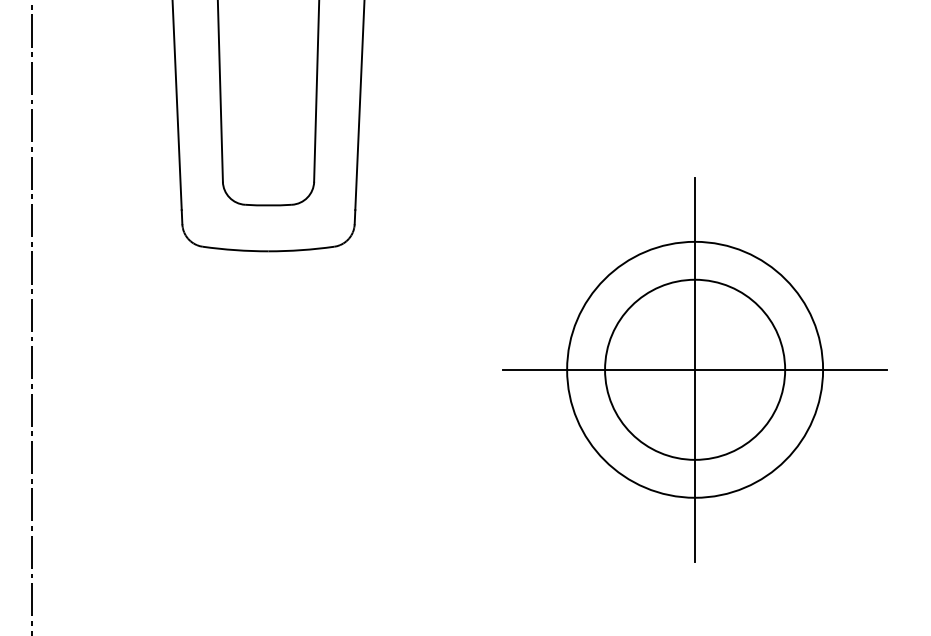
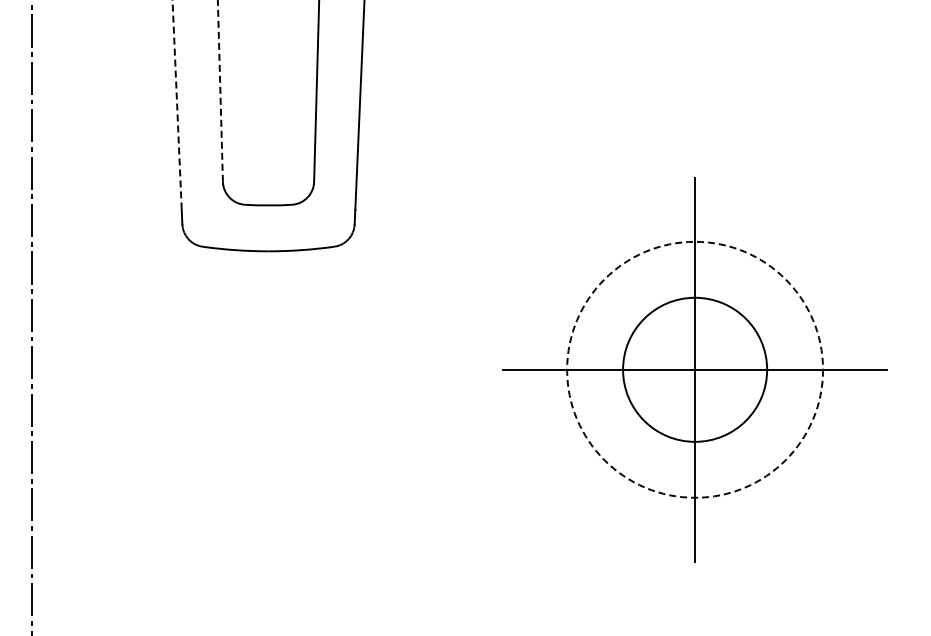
line: solid -> dashed (220, 90)
line: solid -> dashed (177, 105)
circle diameter: 180 px -> 144 px (695, 369)
circle: solid -> dashed (695, 369)
